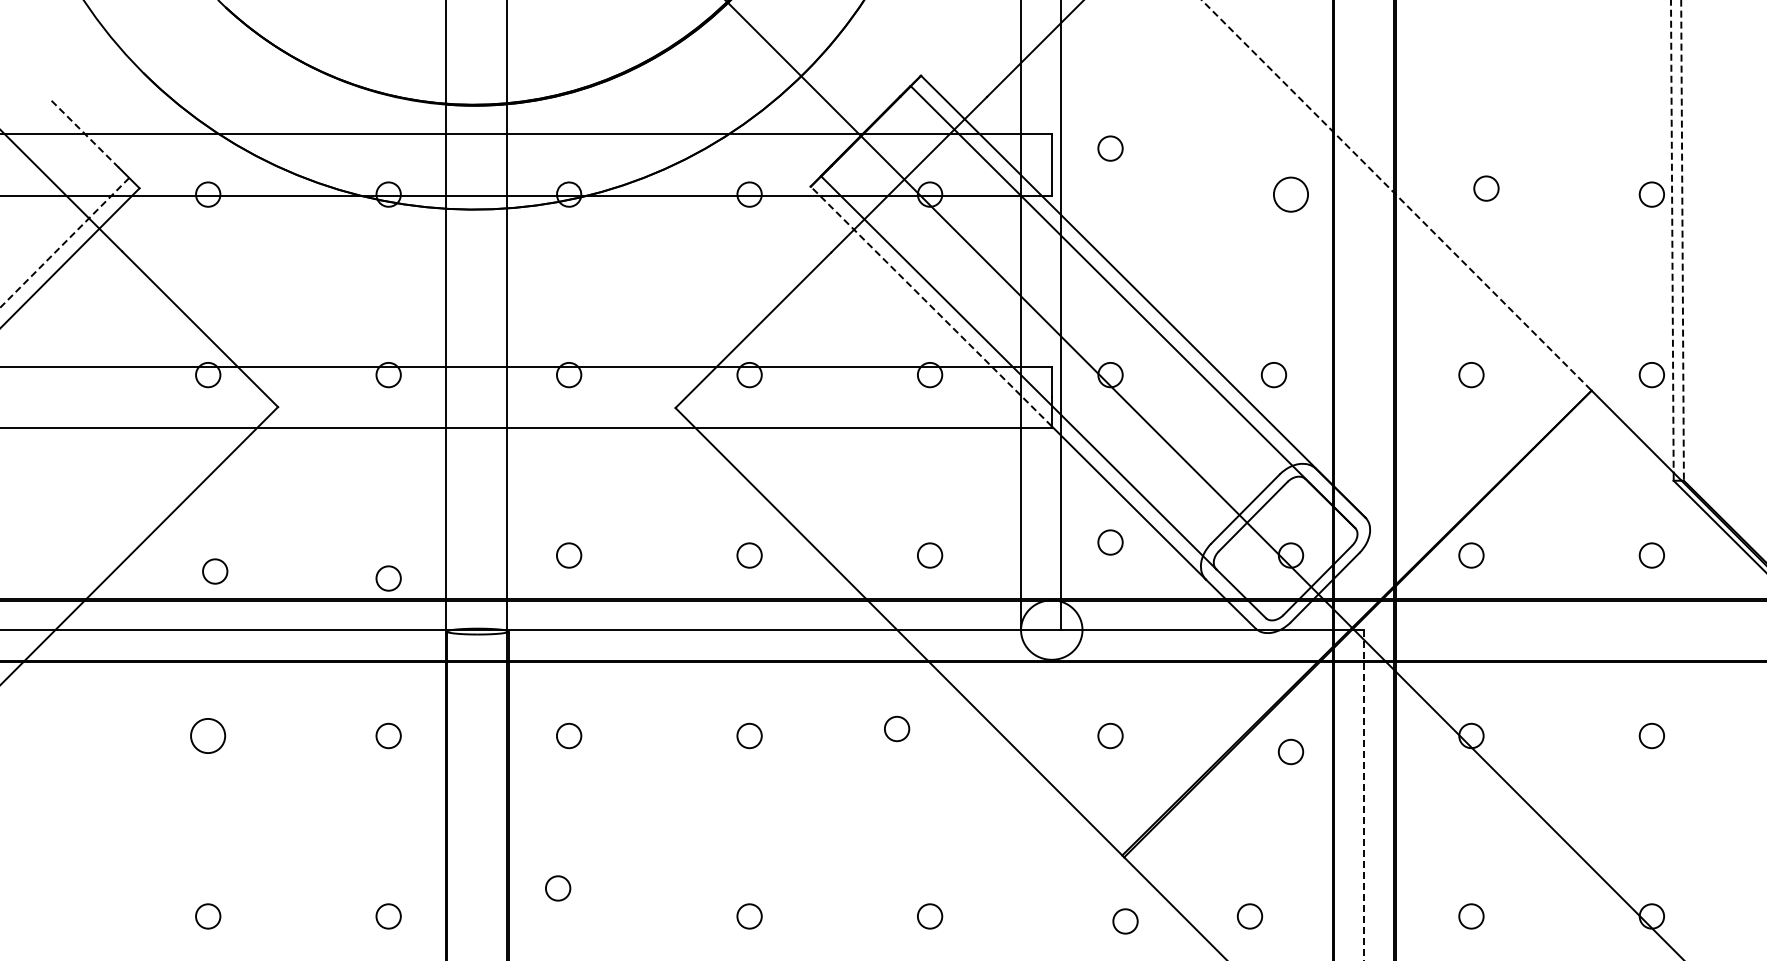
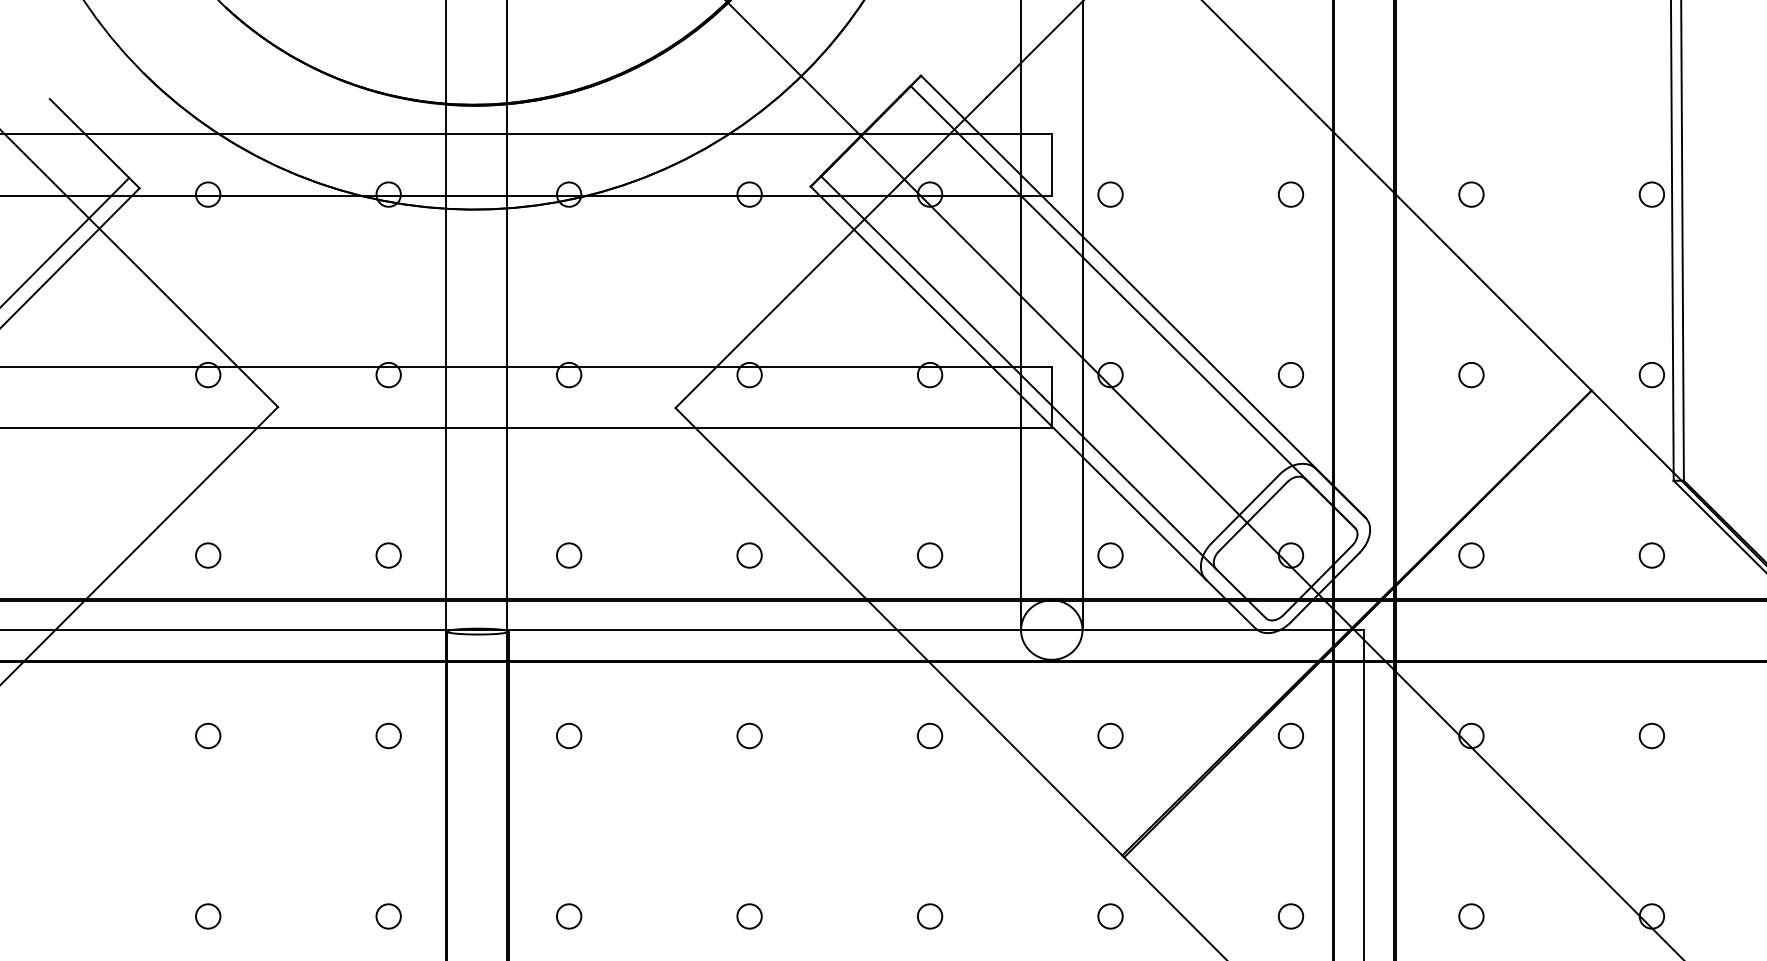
line: dashed -> solid (84, 133)
circle position: (1110, 148) -> (1110, 194) (1110, 194)
circle position: (1486, 188) -> (1471, 194) (1471, 194)
circle size: 36x37 px -> 28x27 px (1290, 194)
line: dashed -> solid (1396, 195)
line: dashed -> solid (1672, 236)
line: dashed -> solid (1682, 240)
line: dashed -> solid (64, 243)
line: dashed -> solid (930, 306)
line position: (1060, 316) -> (1082, 316) (1082, 316)
circle position: (1273, 375) -> (1290, 375) (1290, 375)
circle position: (1110, 542) -> (1110, 555) (1110, 555)
circle position: (215, 571) -> (208, 555) (208, 555)
circle position: (388, 578) -> (388, 555) (388, 555)
circle position: (897, 728) -> (930, 735) (930, 735)
circle size: 37x36 px -> 27x28 px (208, 735)
circle position: (1290, 751) -> (1290, 735) (1290, 735)
line: dashed -> solid (1363, 794)
circle position: (558, 888) -> (569, 916) (569, 916)
circle position: (1249, 916) -> (1290, 916) (1290, 916)
circle position: (1125, 921) -> (1110, 916) (1110, 916)
